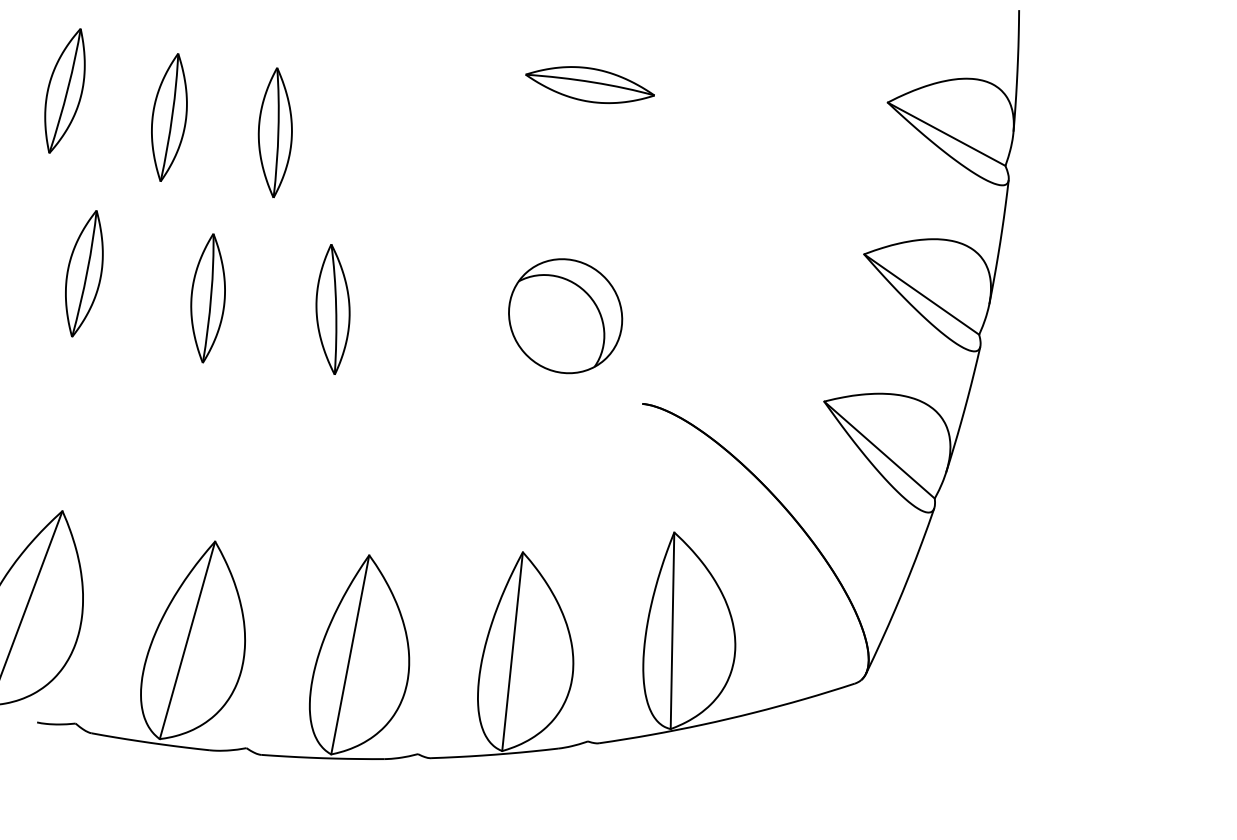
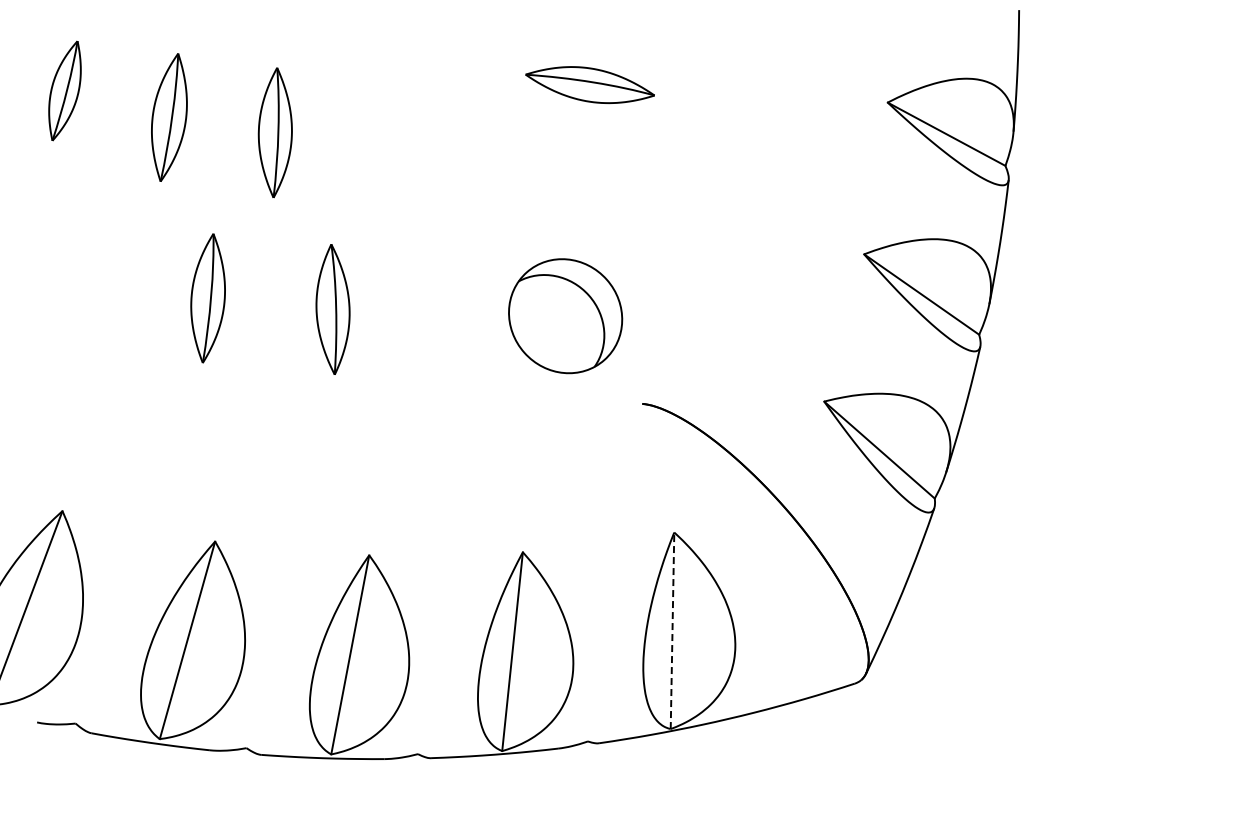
part size: 42x126 px -> 34x102 px (64, 90)
part: present -> none (84, 273)
line: solid -> dashed (672, 630)
